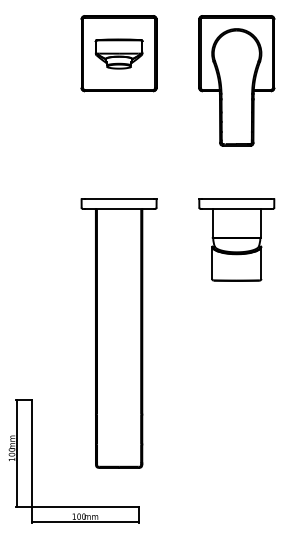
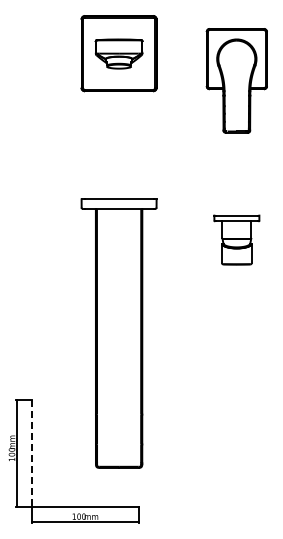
part size: 78x132 px -> 63x106 px (236, 80)
part size: 78x84 px -> 48x52 px (236, 239)
line: solid -> dashed (31, 454)
